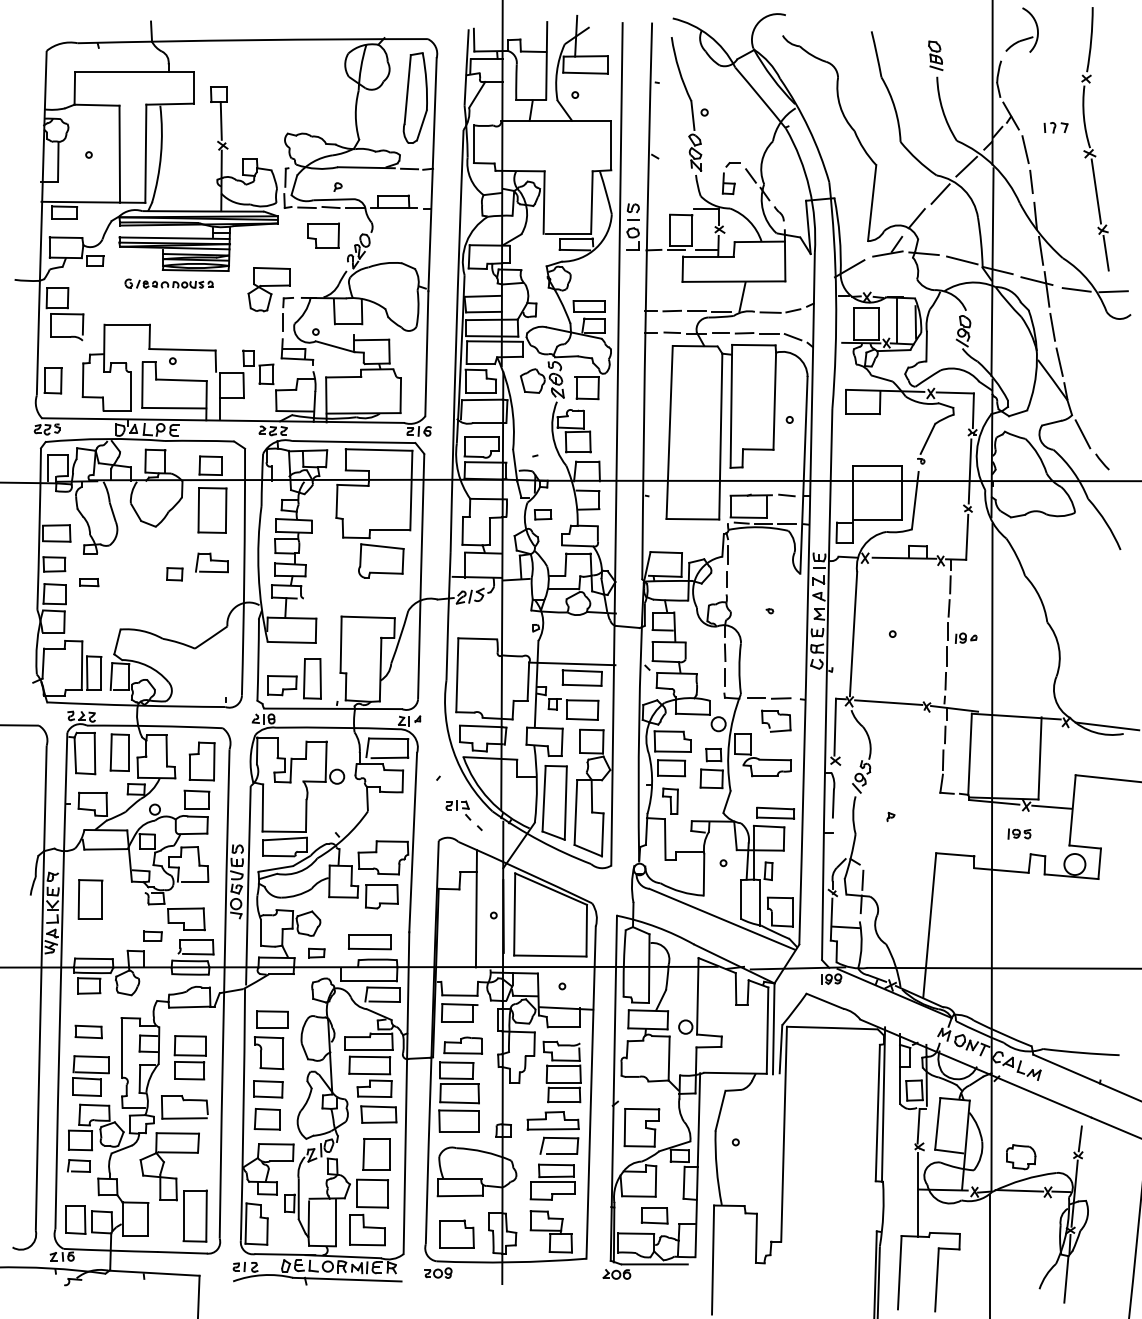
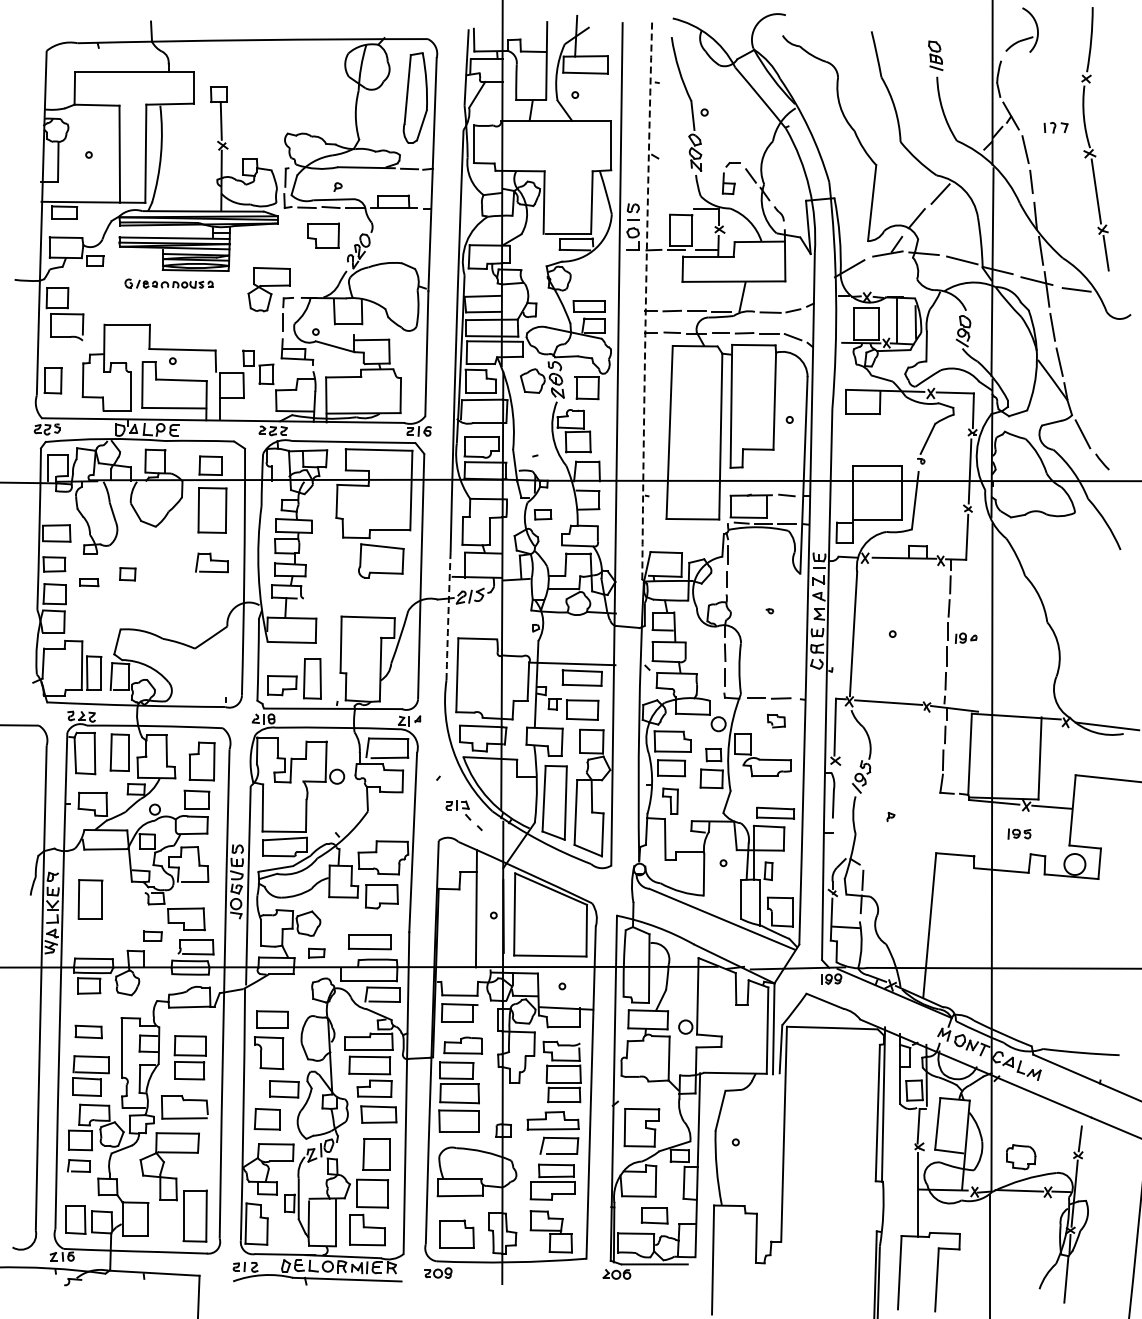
line: present -> none (966, 166)
line: present -> none (1113, 291)
arc: solid -> dashed (645, 300)
part position: (174, 574) -> (127, 574) (127, 574)
arc: solid -> dashed (448, 616)
part size: 31x24 px -> 19x16 px (776, 720)
part position: (268, 1089) -> (284, 1089) (284, 1089)
